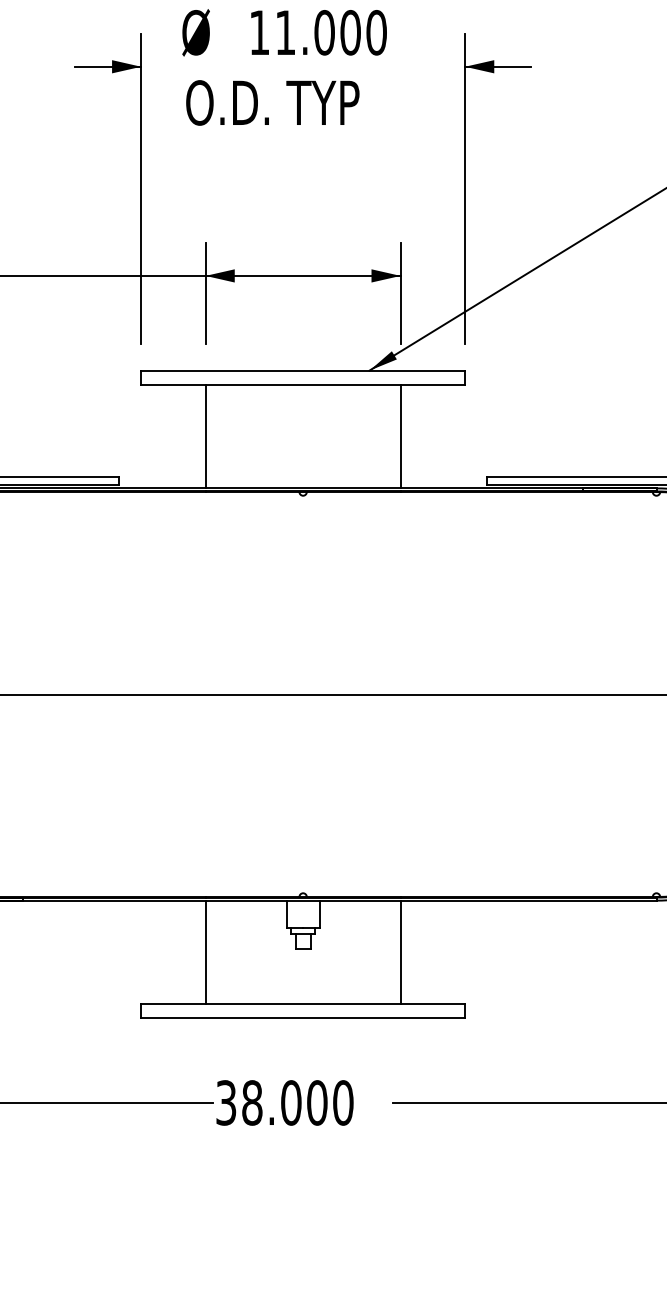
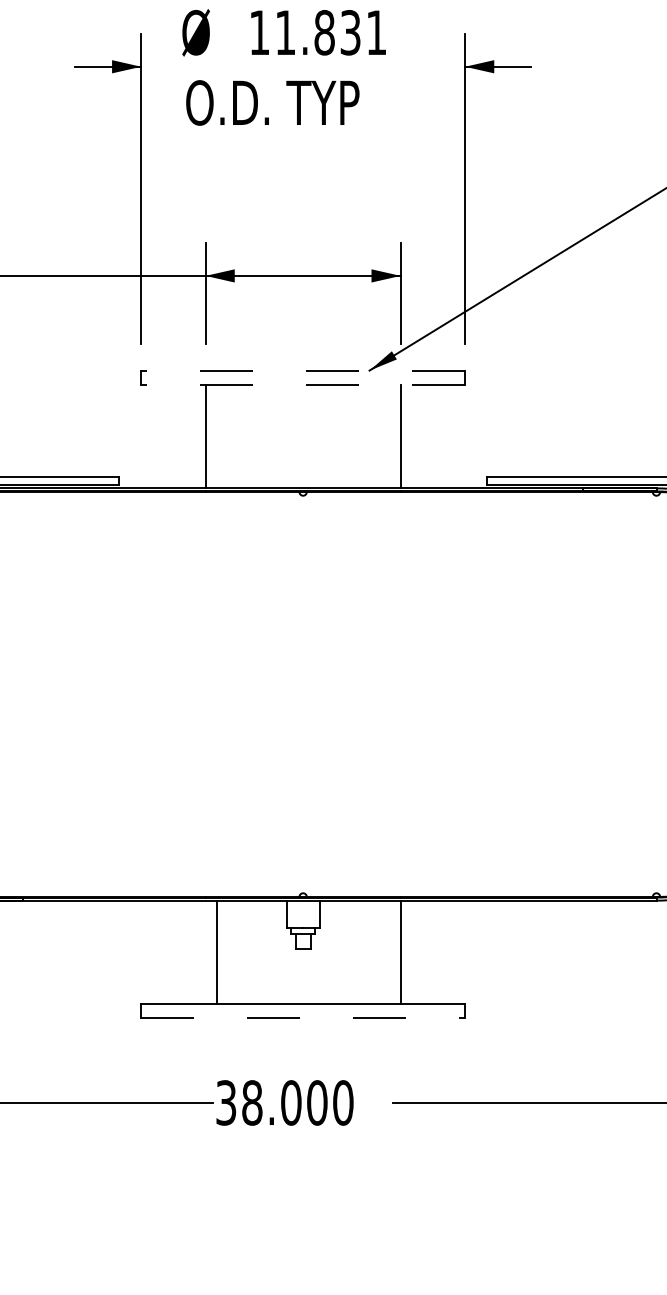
text: 11.000 -> 11.831 (350, 32)
line: solid -> dashed (303, 370)
line: solid -> dashed (303, 385)
line: present -> none (332, 694)
line position: (205, 951) -> (216, 951) (216, 951)
line: solid -> dashed (303, 1018)
